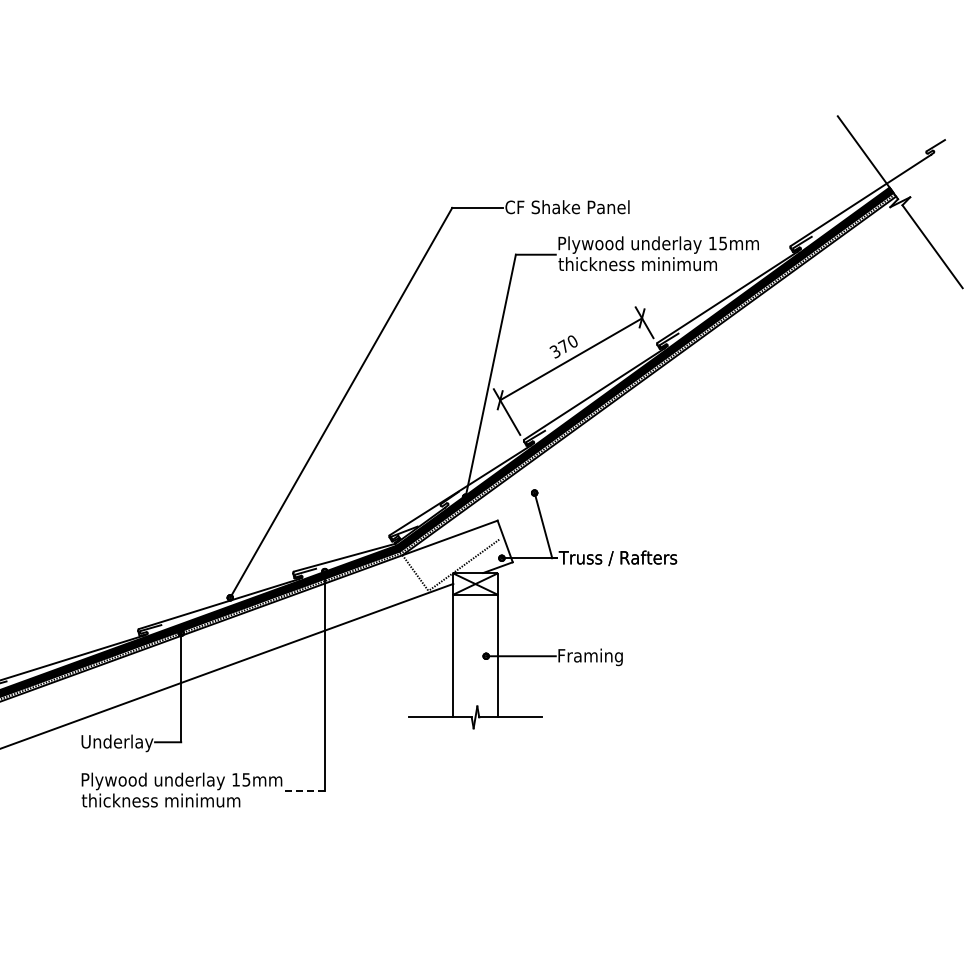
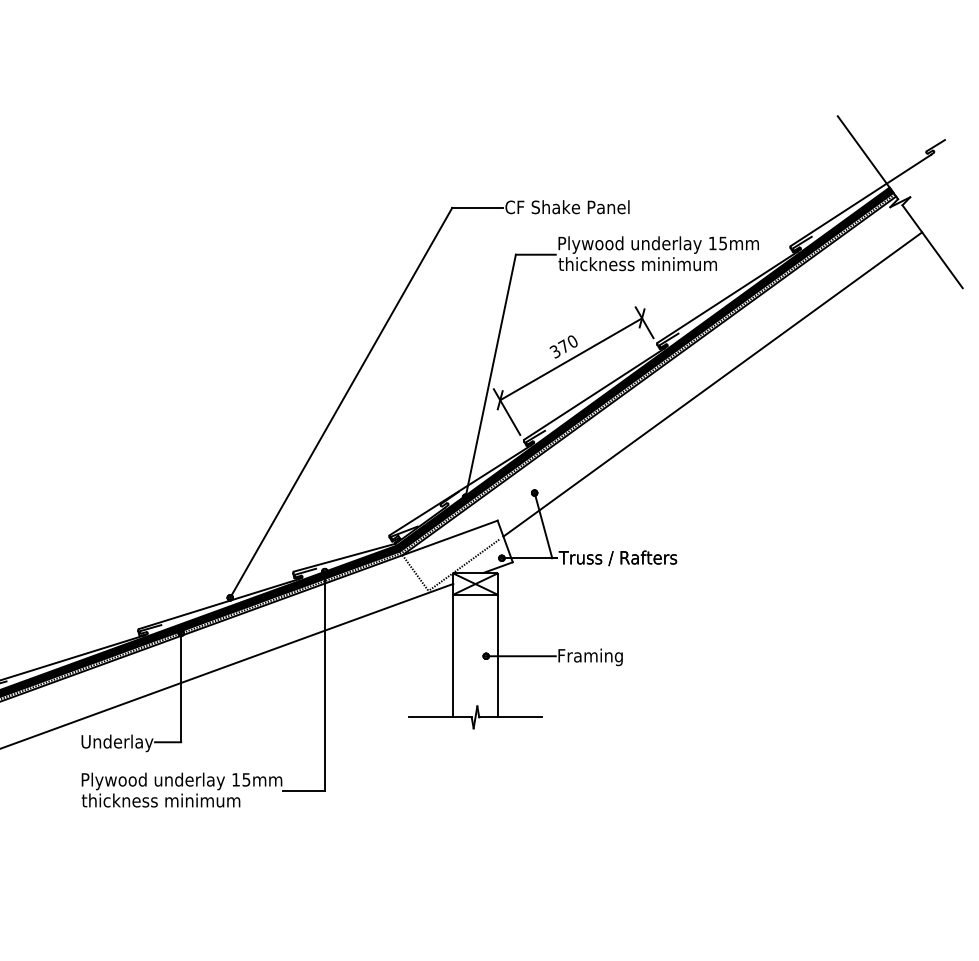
line: none -> present (712, 384)
line: dashed -> solid (303, 791)
